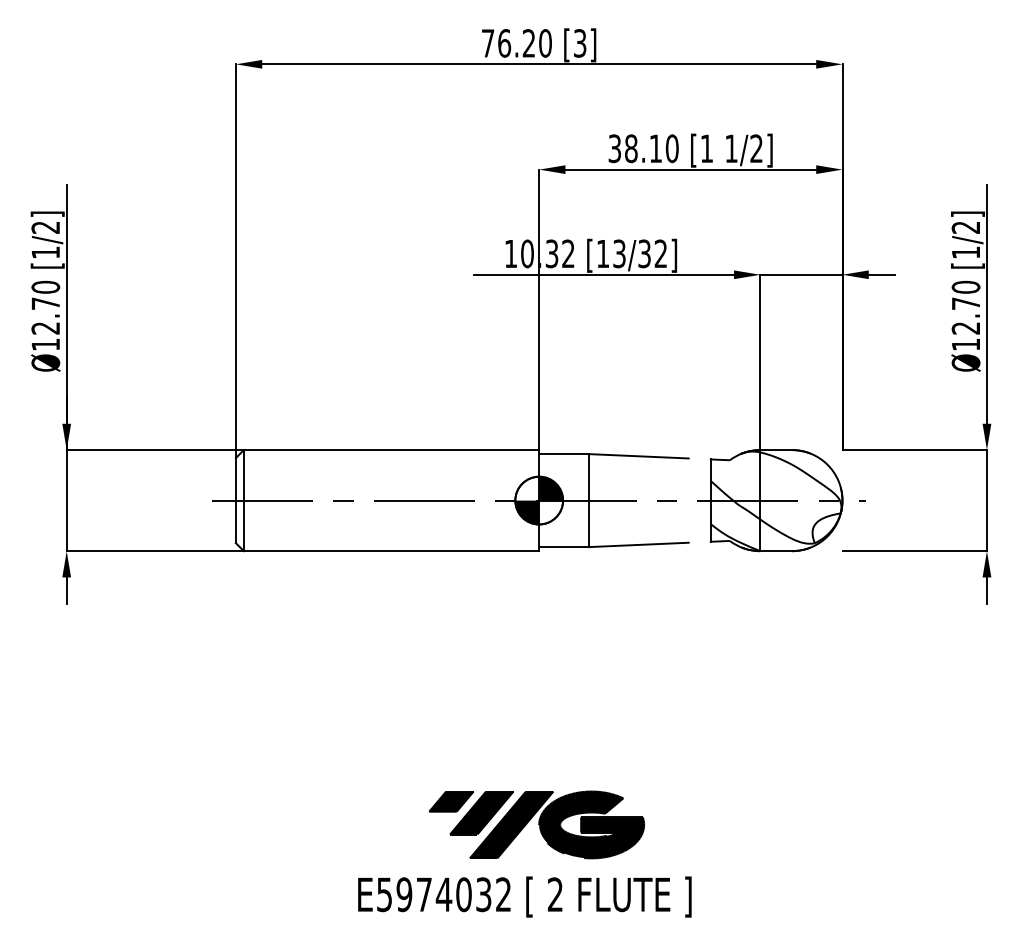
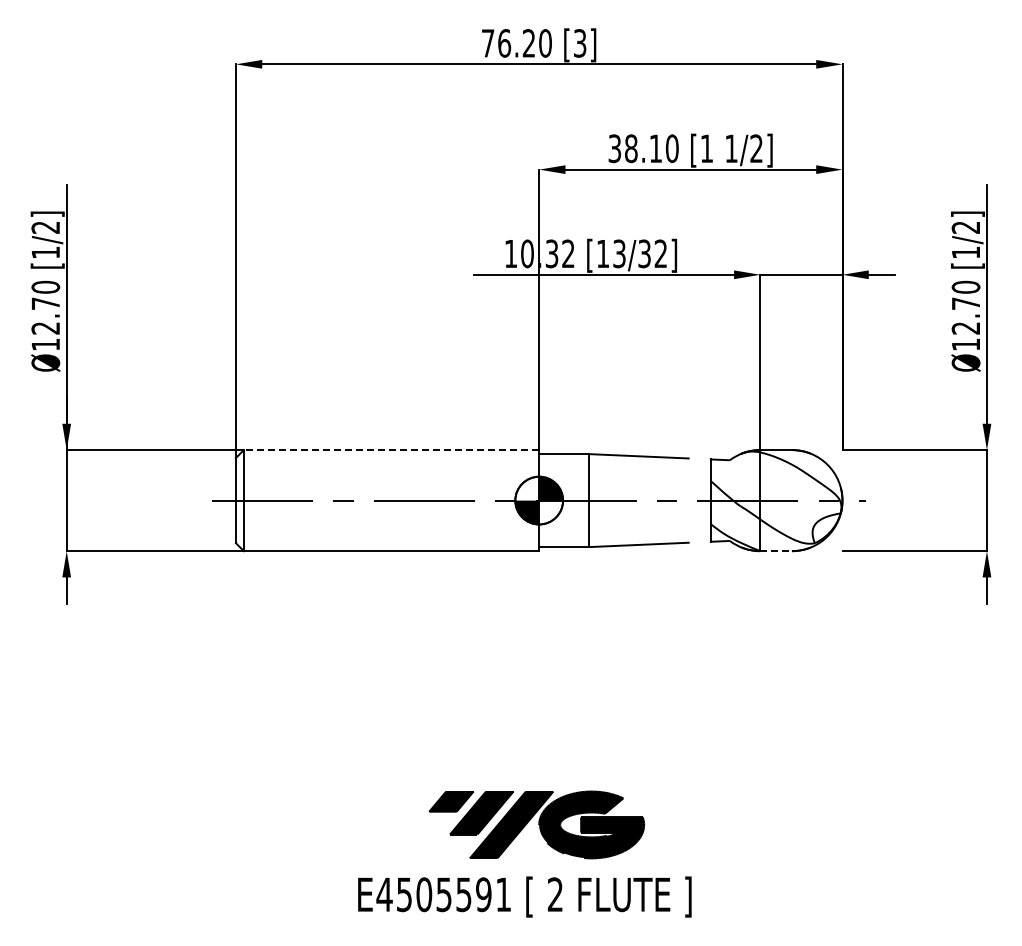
line: solid -> dashed (391, 450)
line: solid -> dashed (776, 551)
text: E5974032 -> E4505591 (443, 894)
